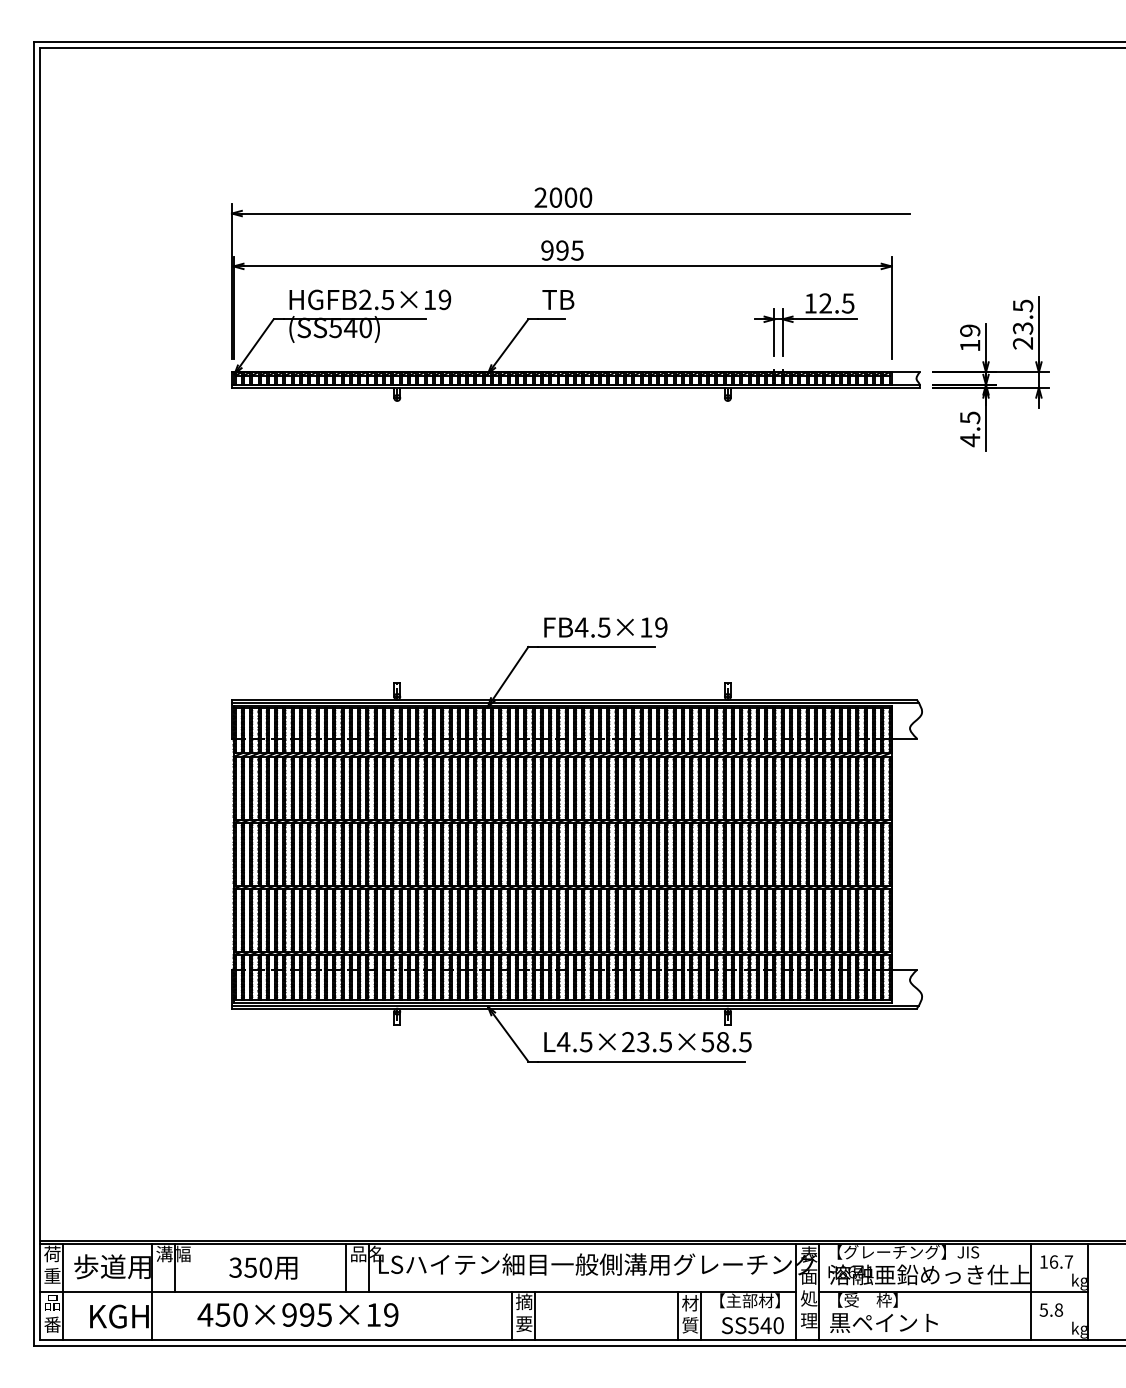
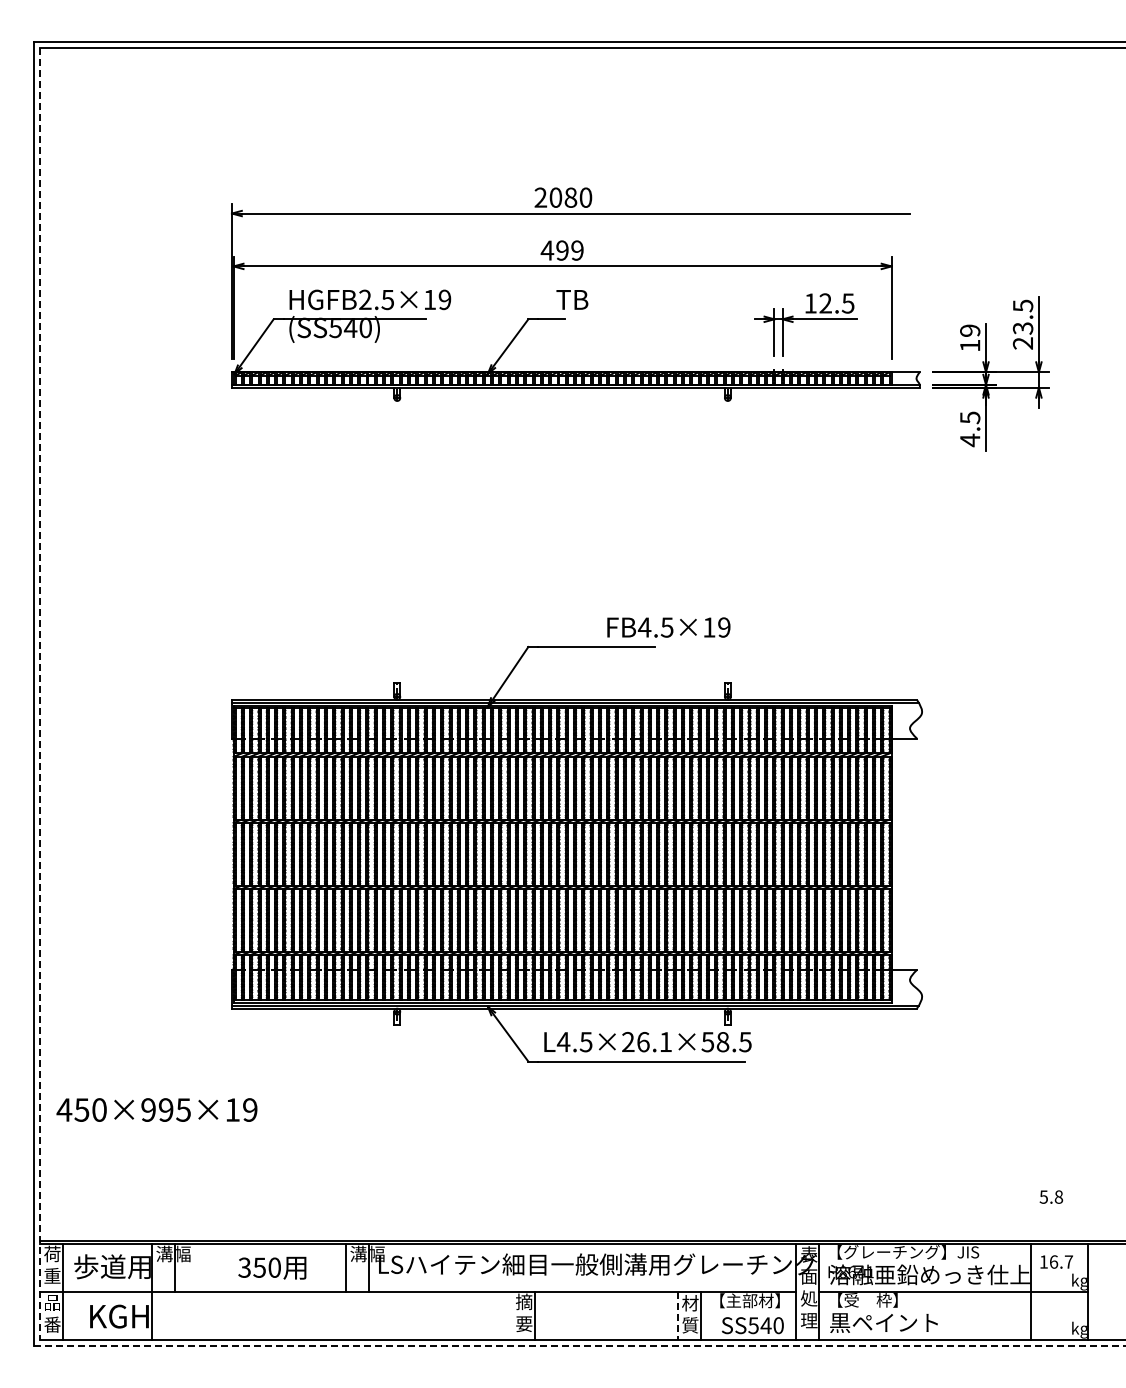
text: 2000 -> 2080 (570, 197)
text: 995 -> 499 (561, 250)
text position: (558, 299) -> (572, 299) (572, 299)
text position: (605, 627) -> (668, 627) (668, 627)
line: solid -> dashed (40, 693)
text: L4.5×23.5×58.5 -> L4.5×26.1×58.5 (654, 1042)
text: 品名 -> 溝幅 (367, 1253)
text position: (263, 1267) -> (272, 1267) (272, 1267)
text position: (1051, 1309) -> (1051, 1196) (1051, 1196)
text position: (297, 1314) -> (156, 1109) (156, 1109)
line: present -> none (512, 1315)
line: solid -> dashed (678, 1316)
line: solid -> dashed (579, 1346)
